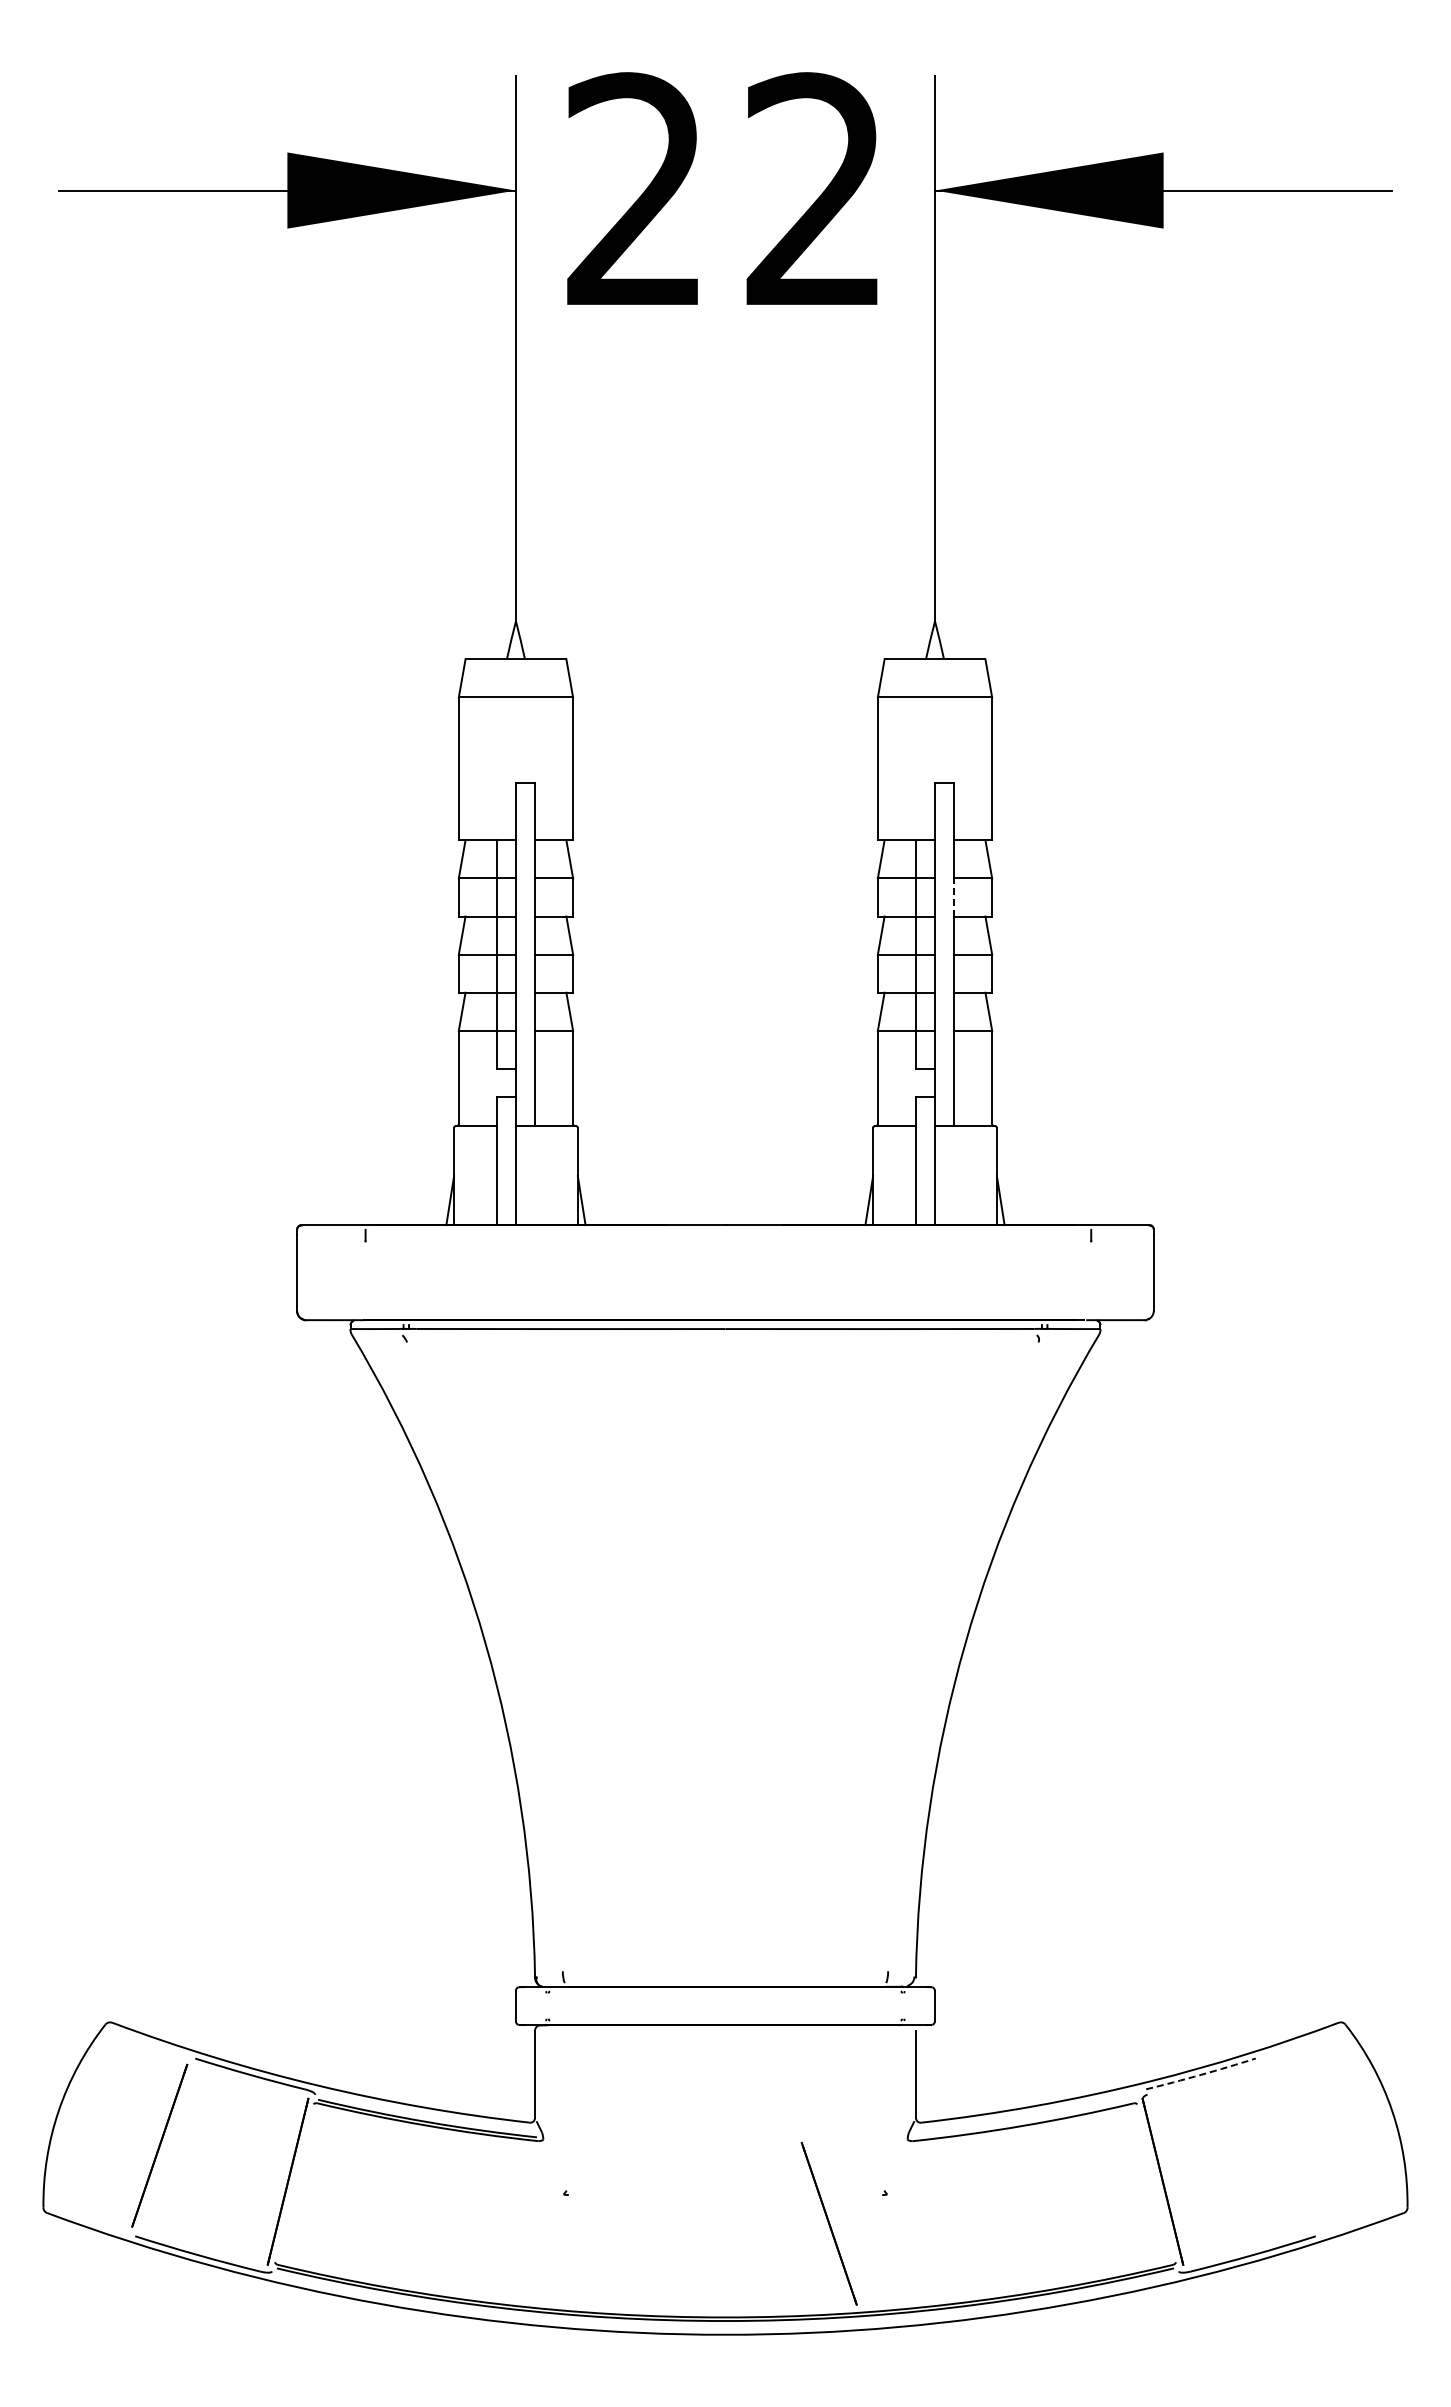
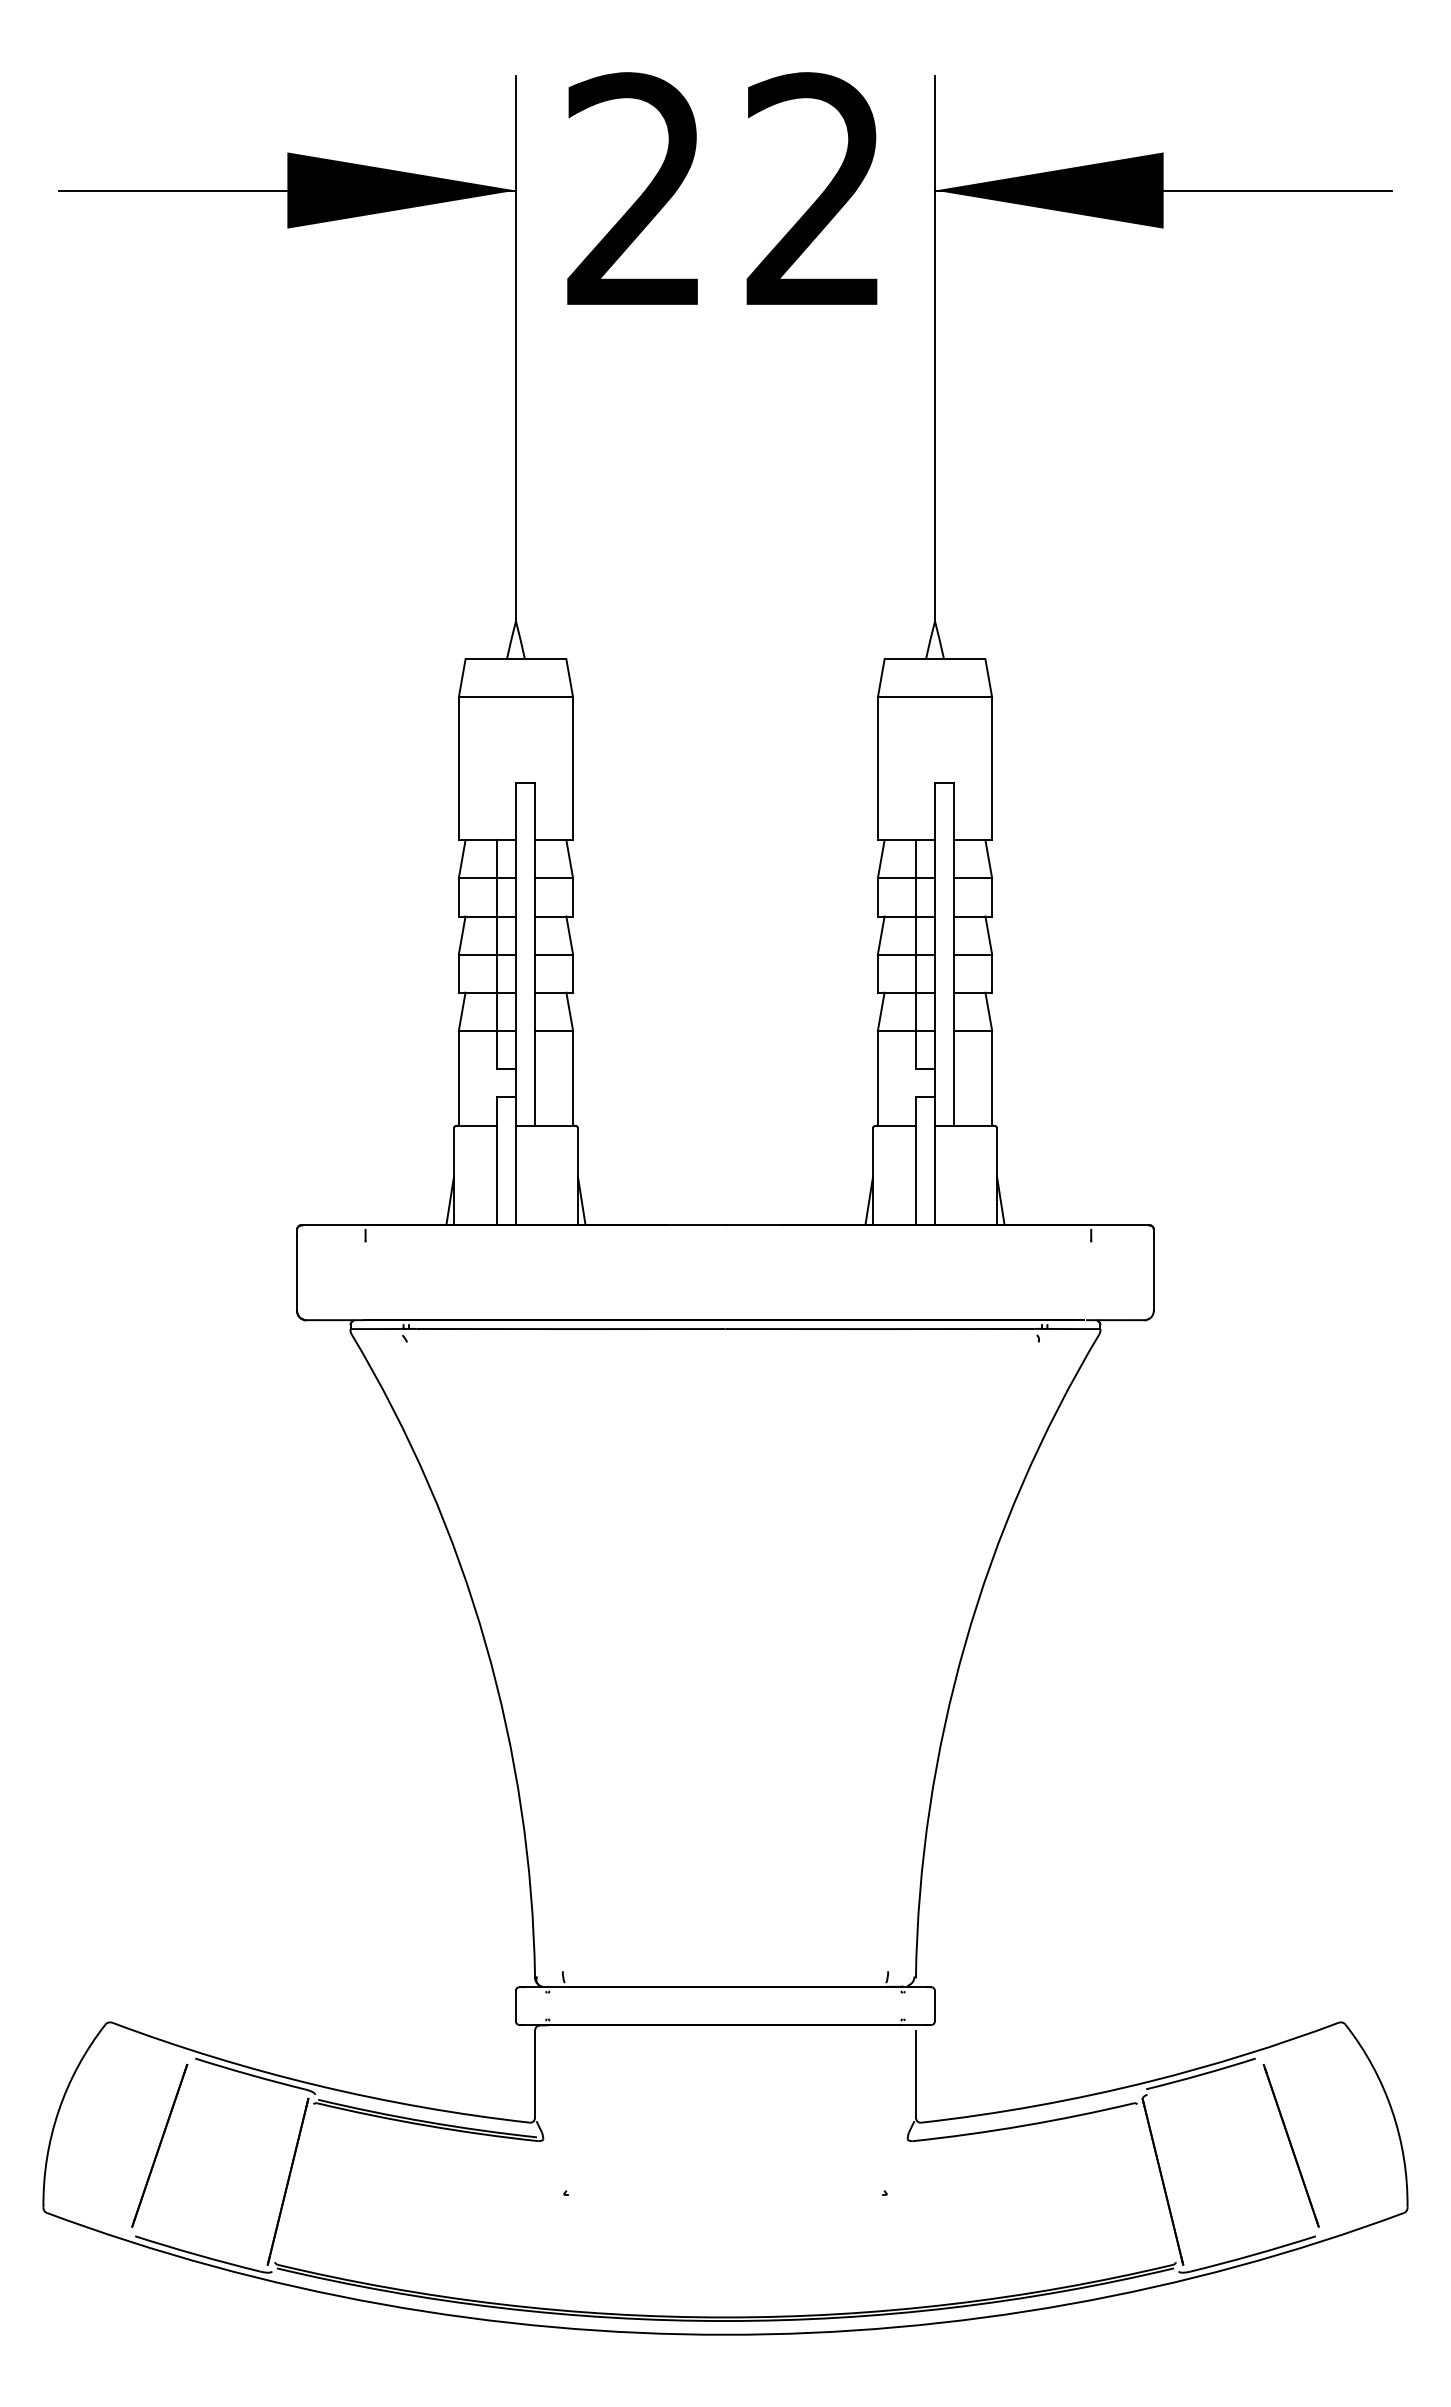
line: dashed -> solid (954, 897)
arc: dashed -> solid (1201, 2074)
line position: (828, 2223) -> (1290, 2145) (1290, 2145)
